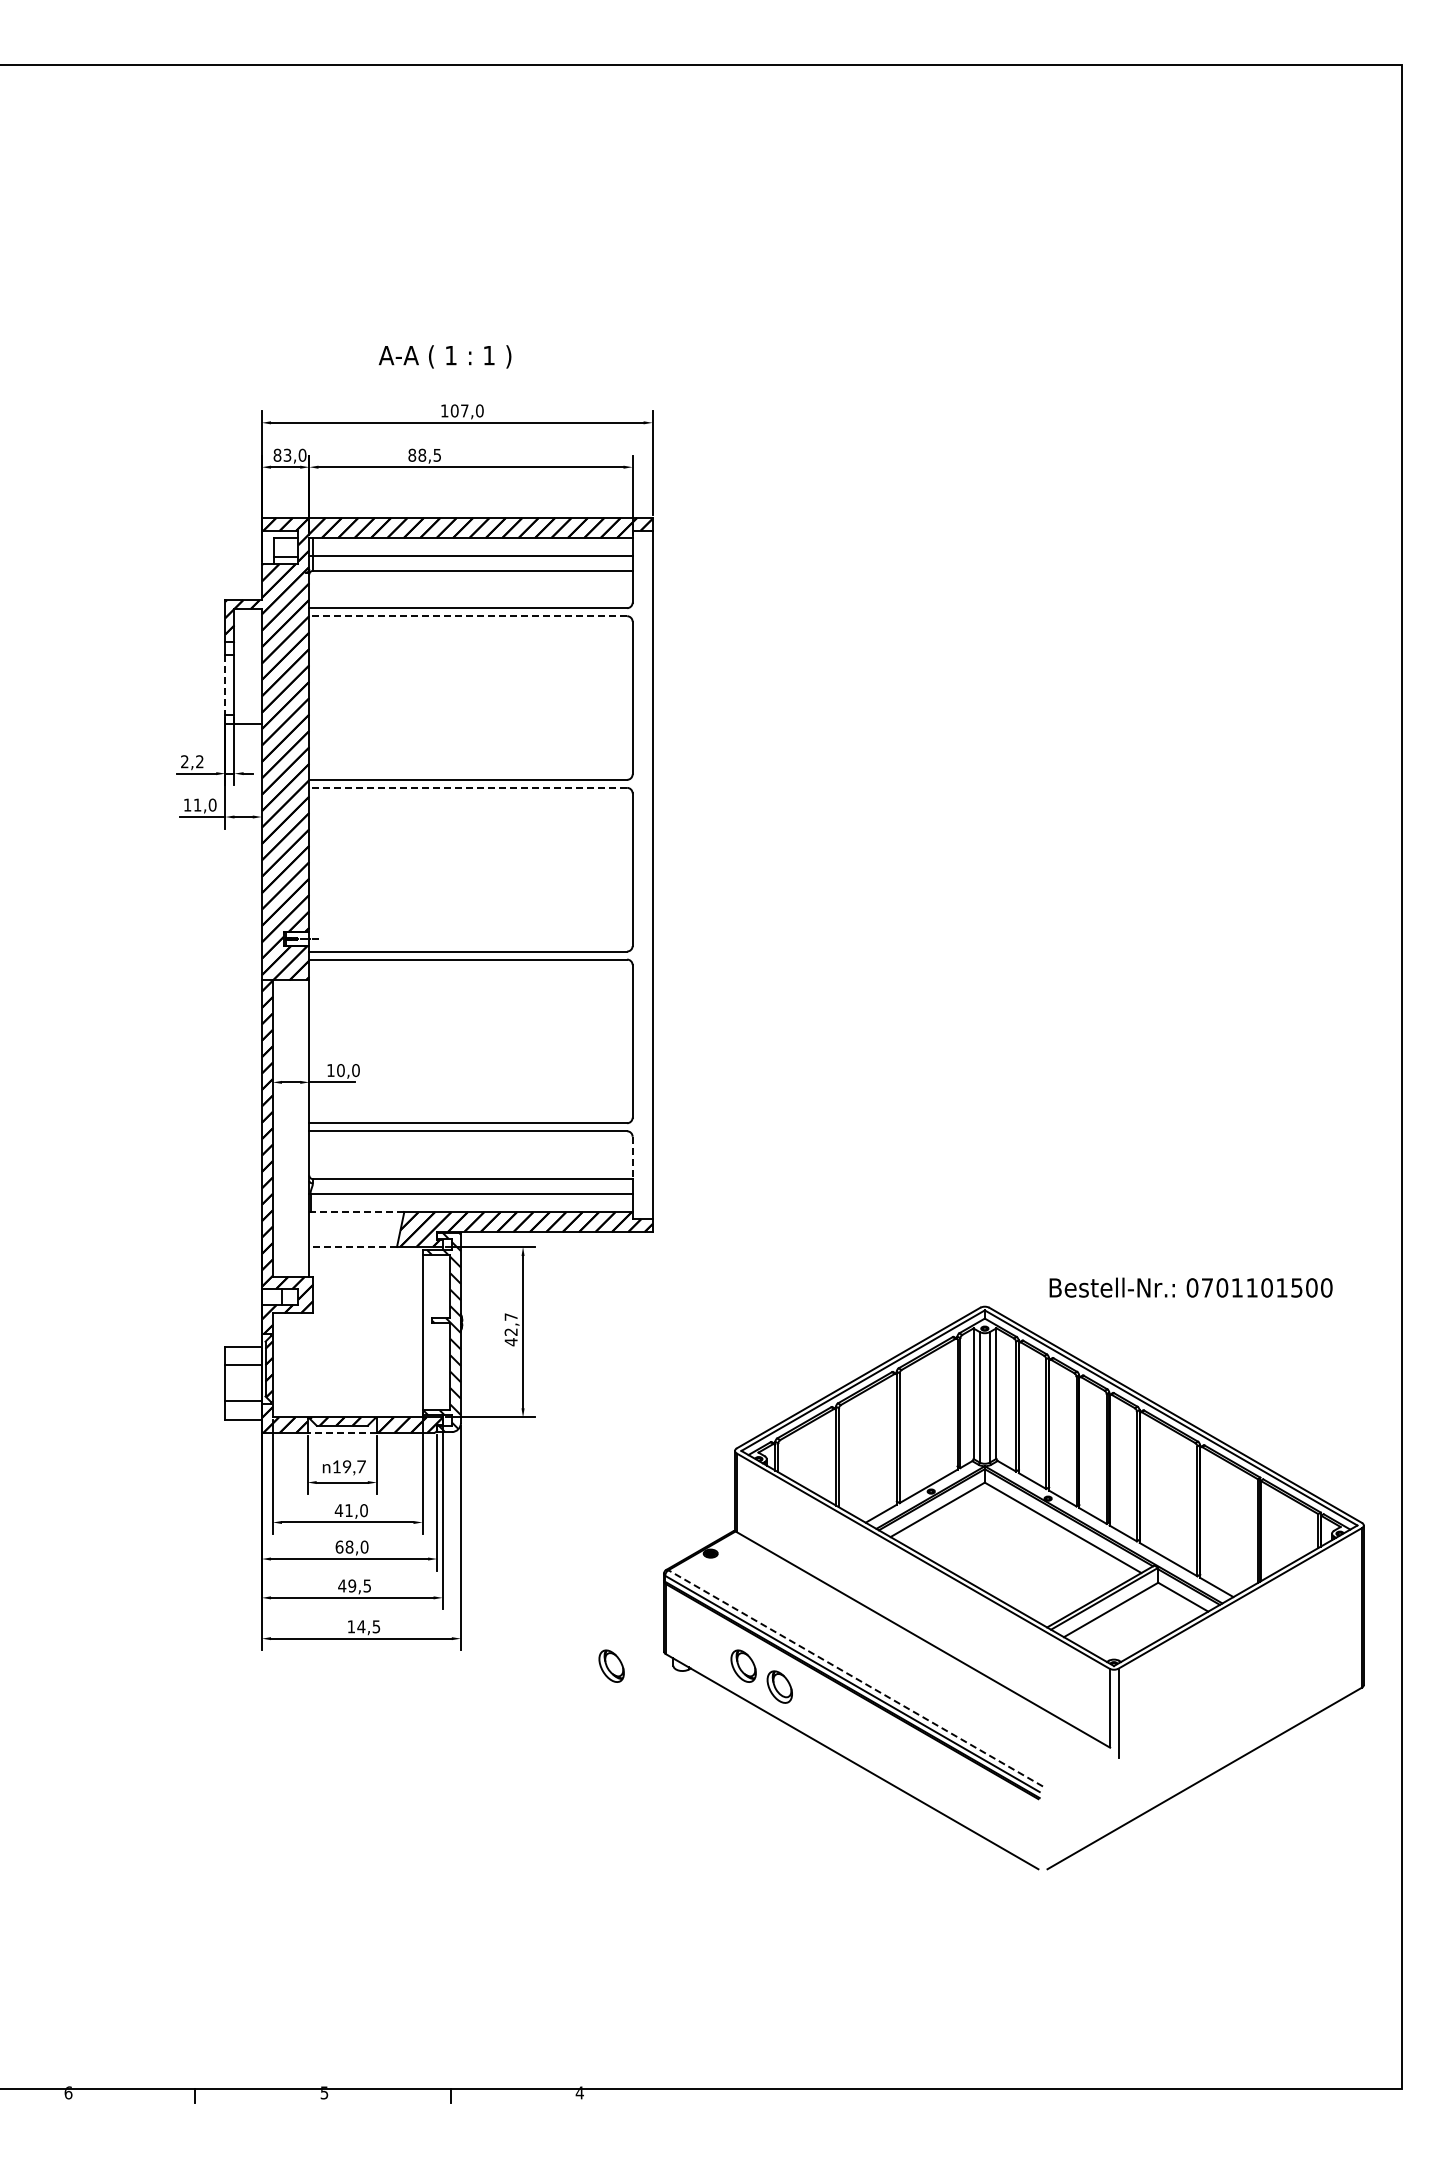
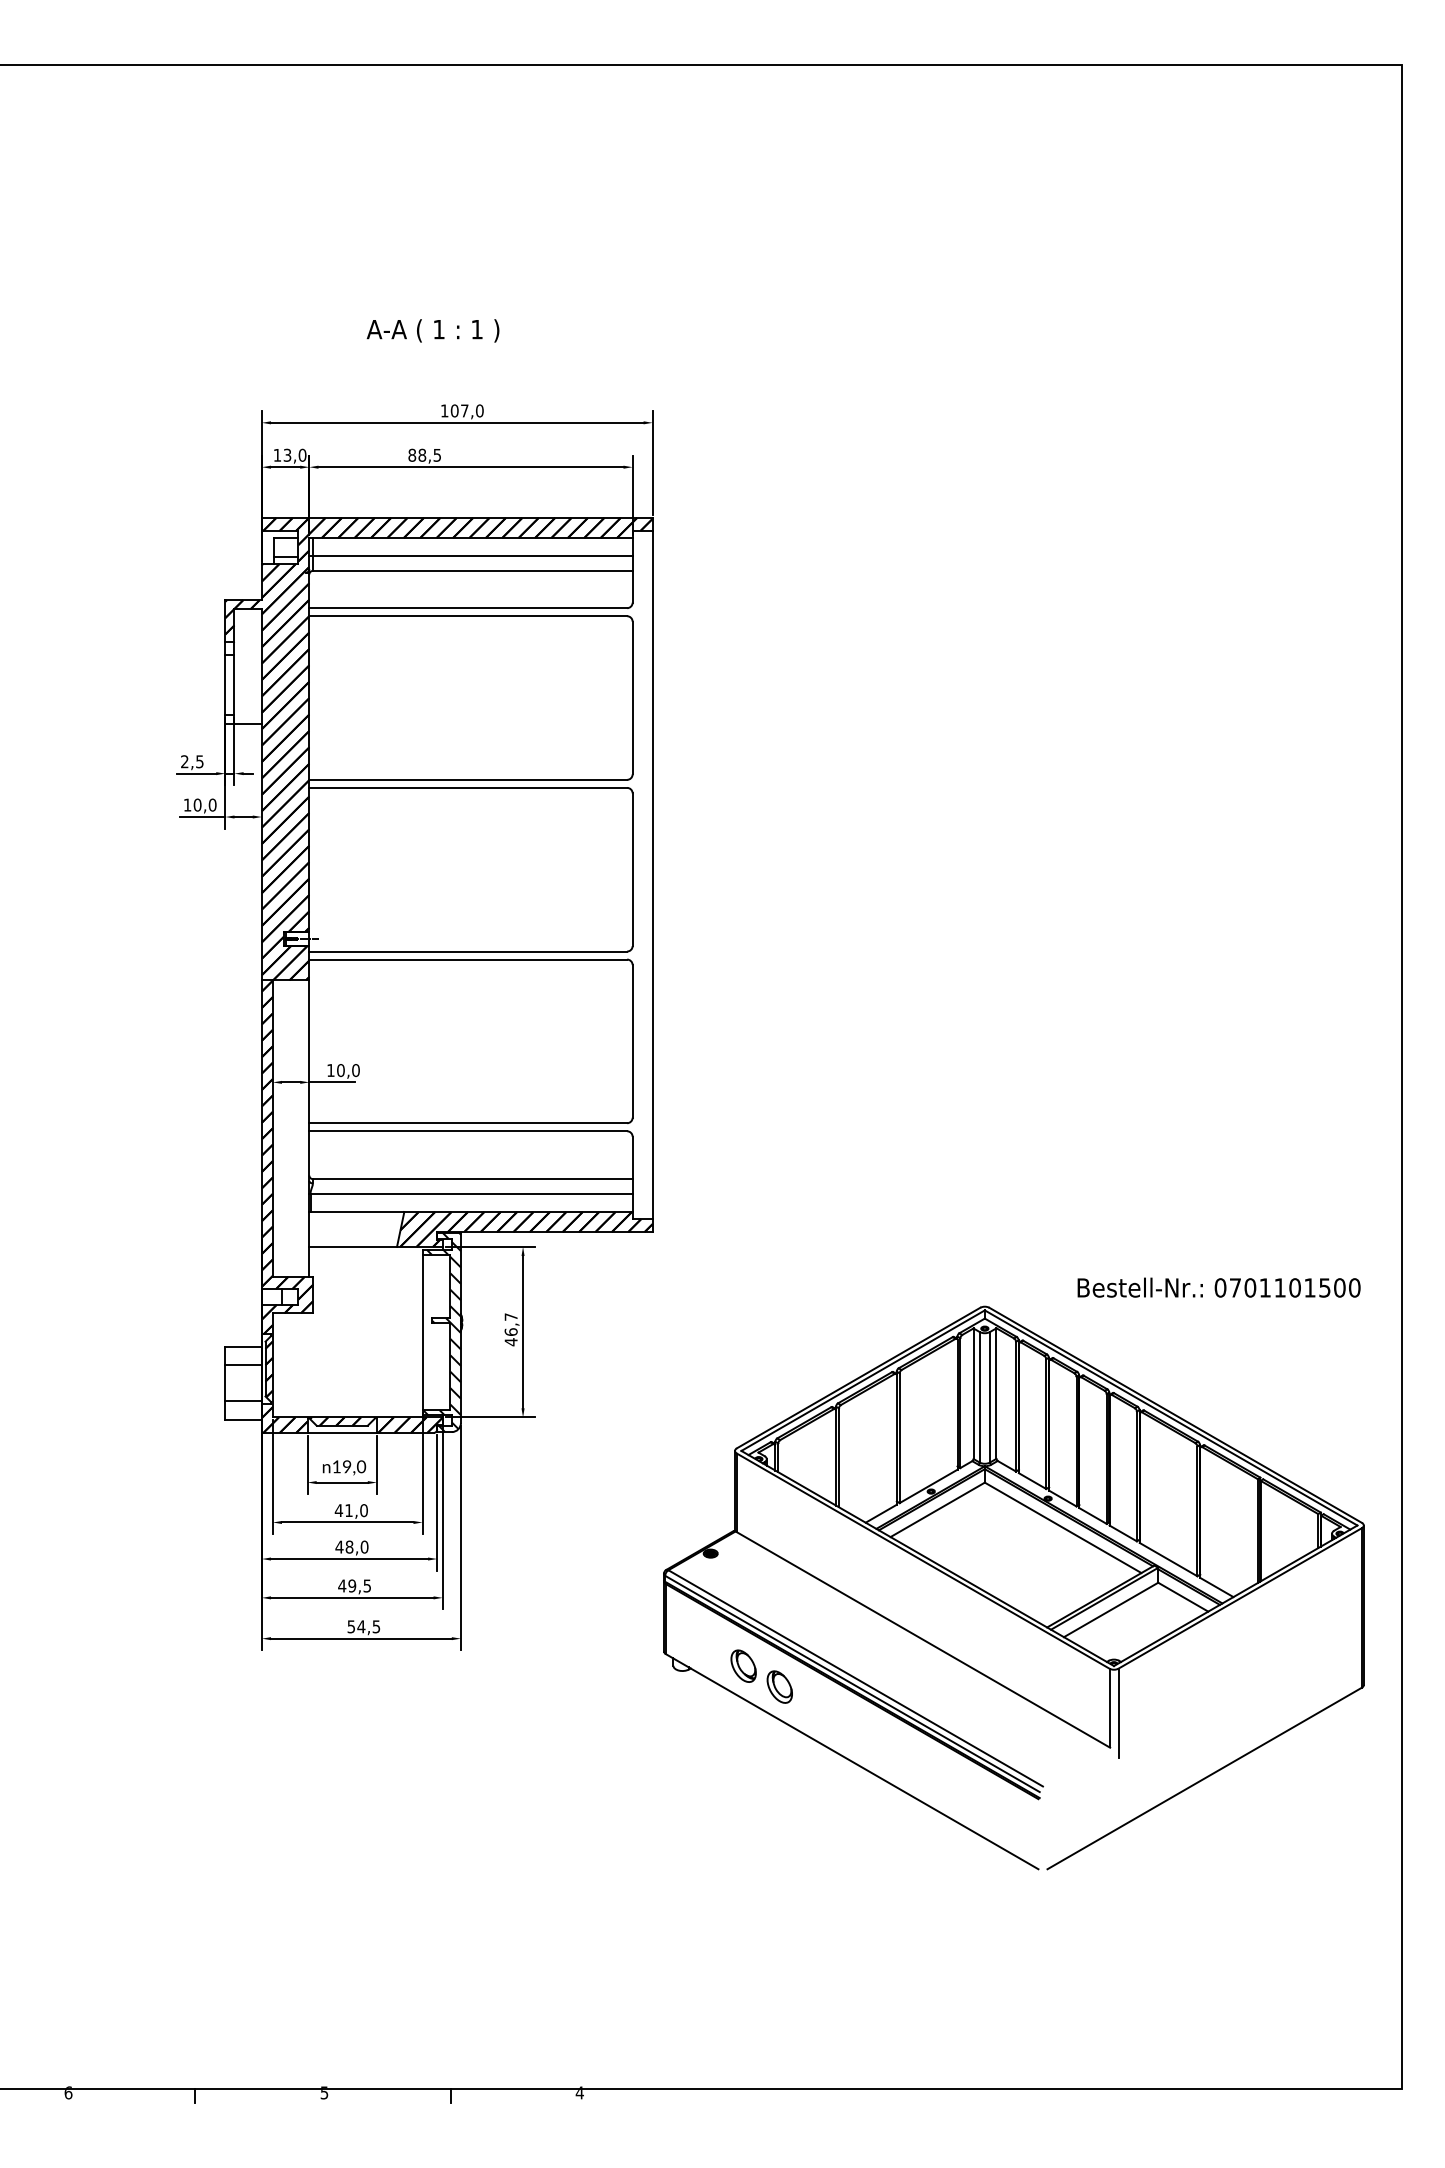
text position: (444, 356) -> (432, 330) (432, 330)
text: 83,0 -> 13,0 (277, 454)
line: dashed -> solid (468, 616)
line: dashed -> solid (225, 685)
text: 2,2 -> 2,5 (199, 761)
line: dashed -> solid (468, 787)
text: 11,0 -> 10,0 (197, 804)
line: dashed -> solid (632, 1158)
line: dashed -> solid (357, 1212)
line: dashed -> solid (353, 1246)
text position: (1190, 1287) -> (1218, 1287) (1218, 1287)
text: 42,7 -> 46,7 (510, 1331)
line: dashed -> solid (342, 1433)
text: 19,7 -> 19,0 (361, 1466)
text: 68,0 -> 48,0 (339, 1546)
text: 14,5 -> 54,5 (350, 1626)
part: present -> none (611, 1665)
line: dashed -> solid (855, 1678)
